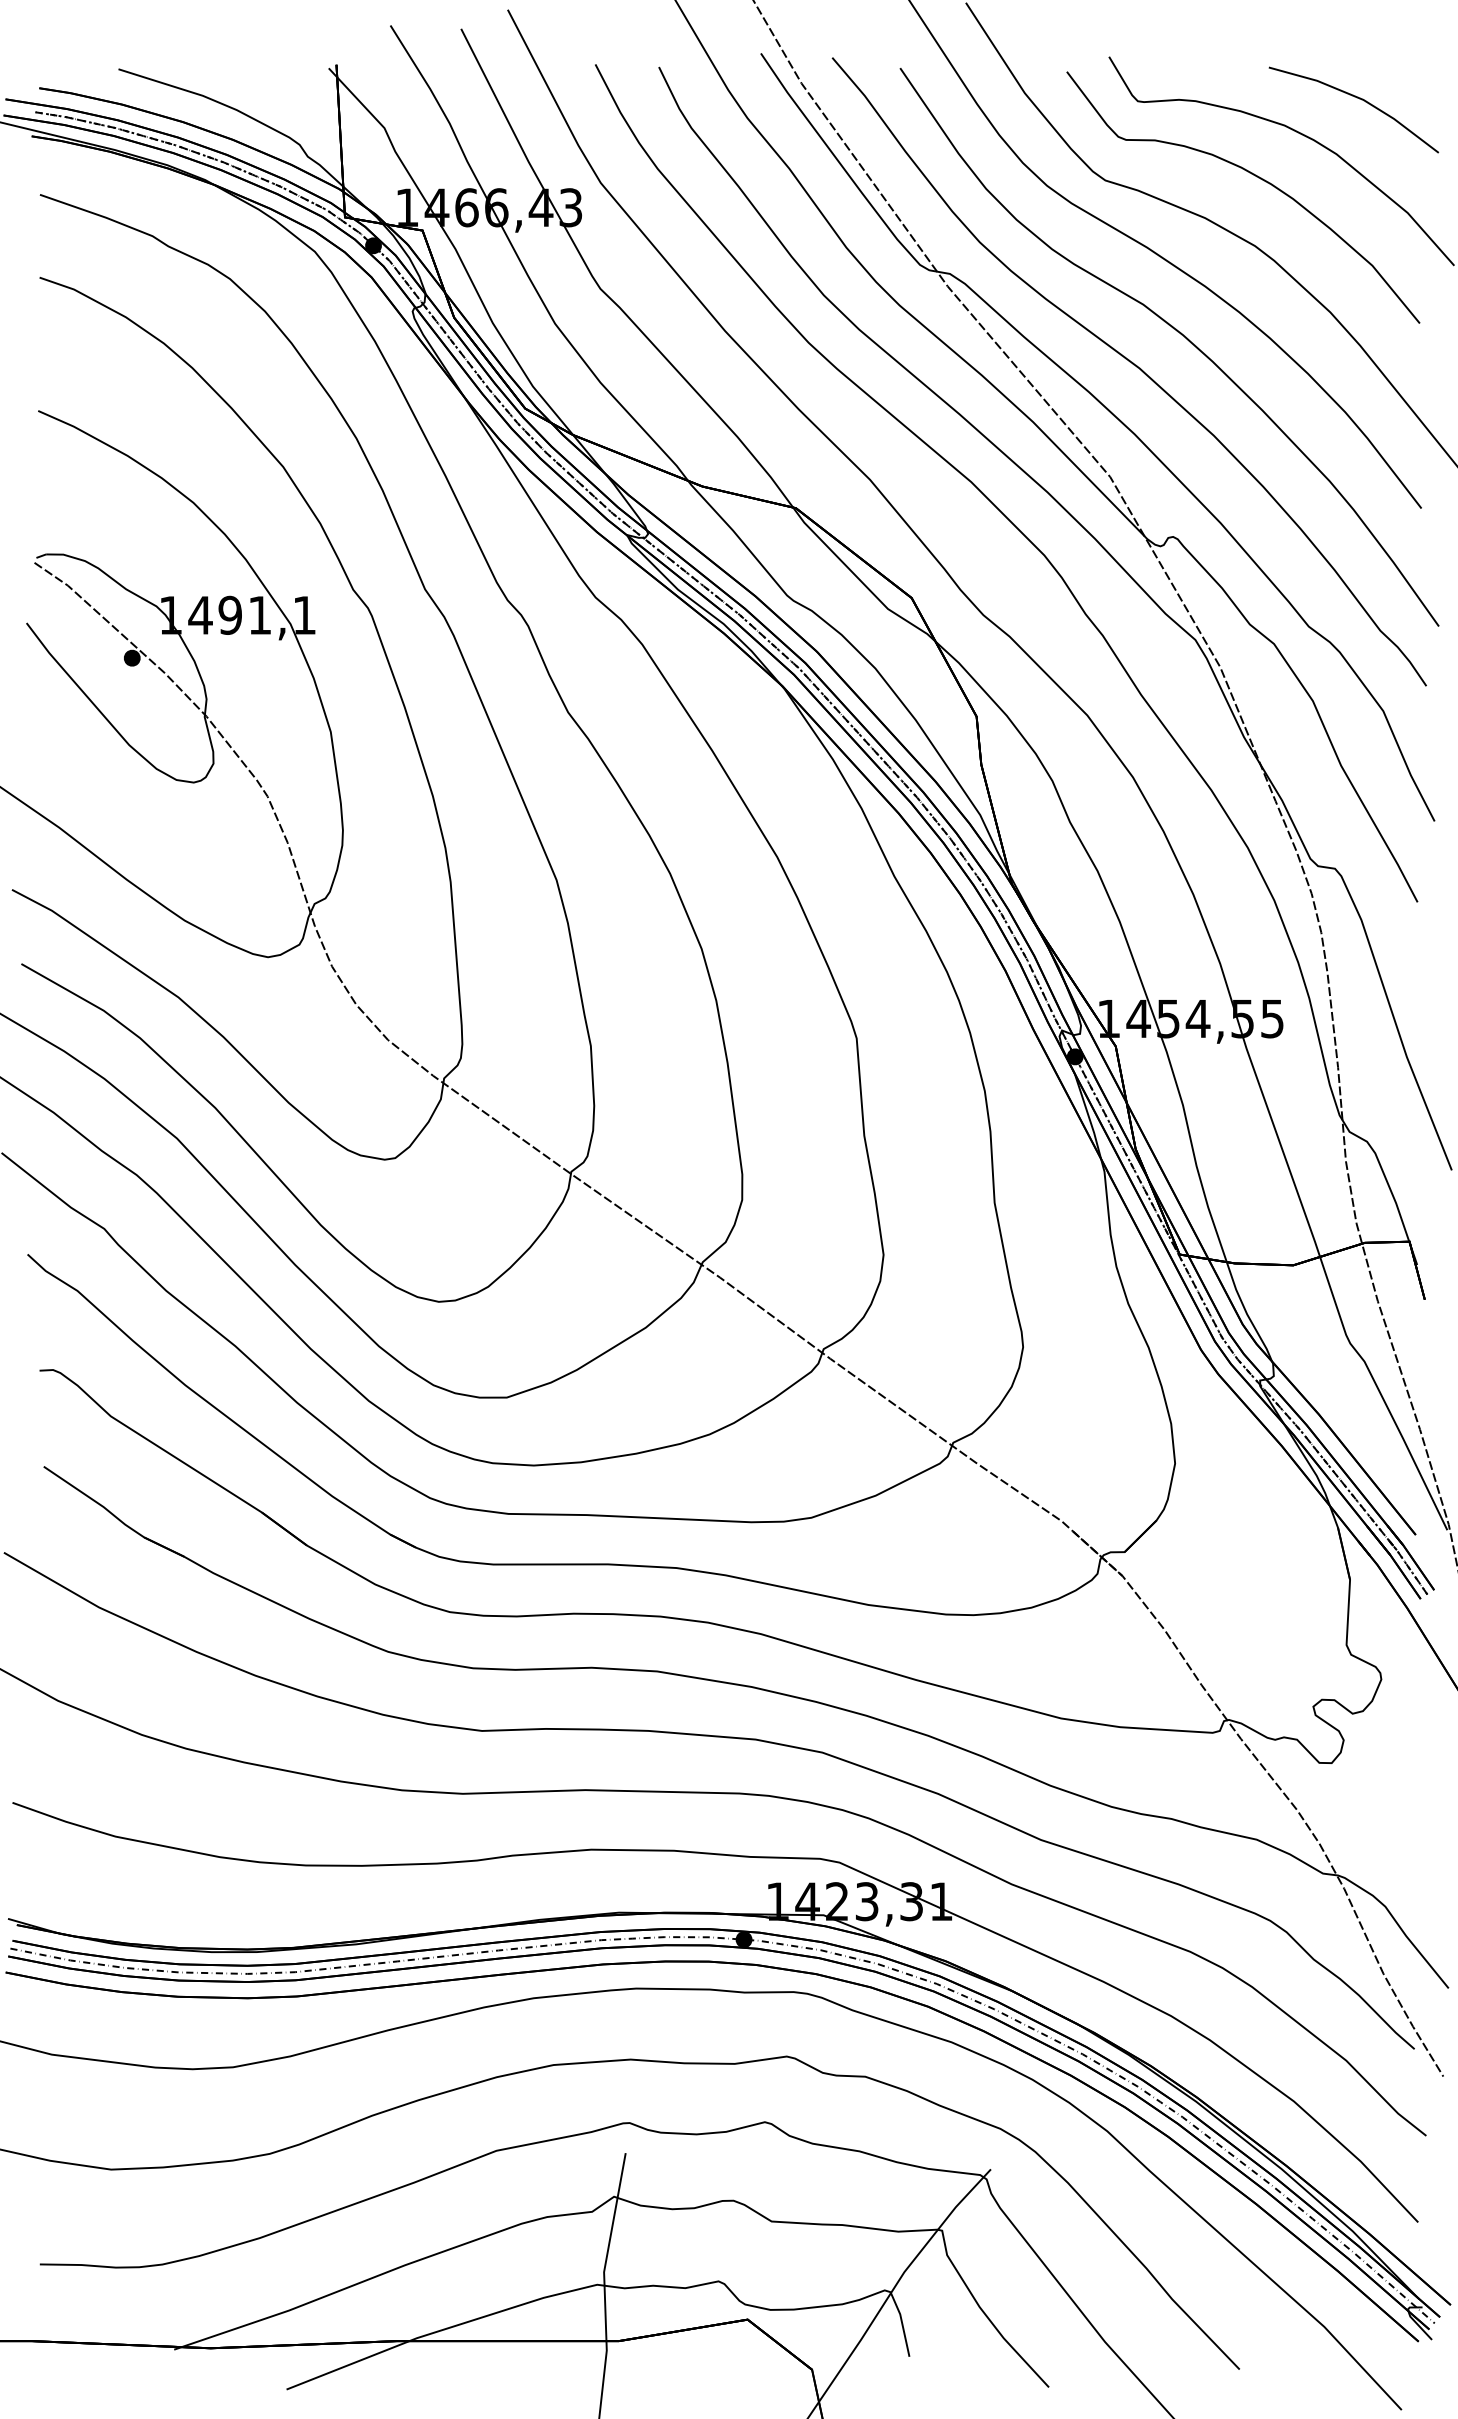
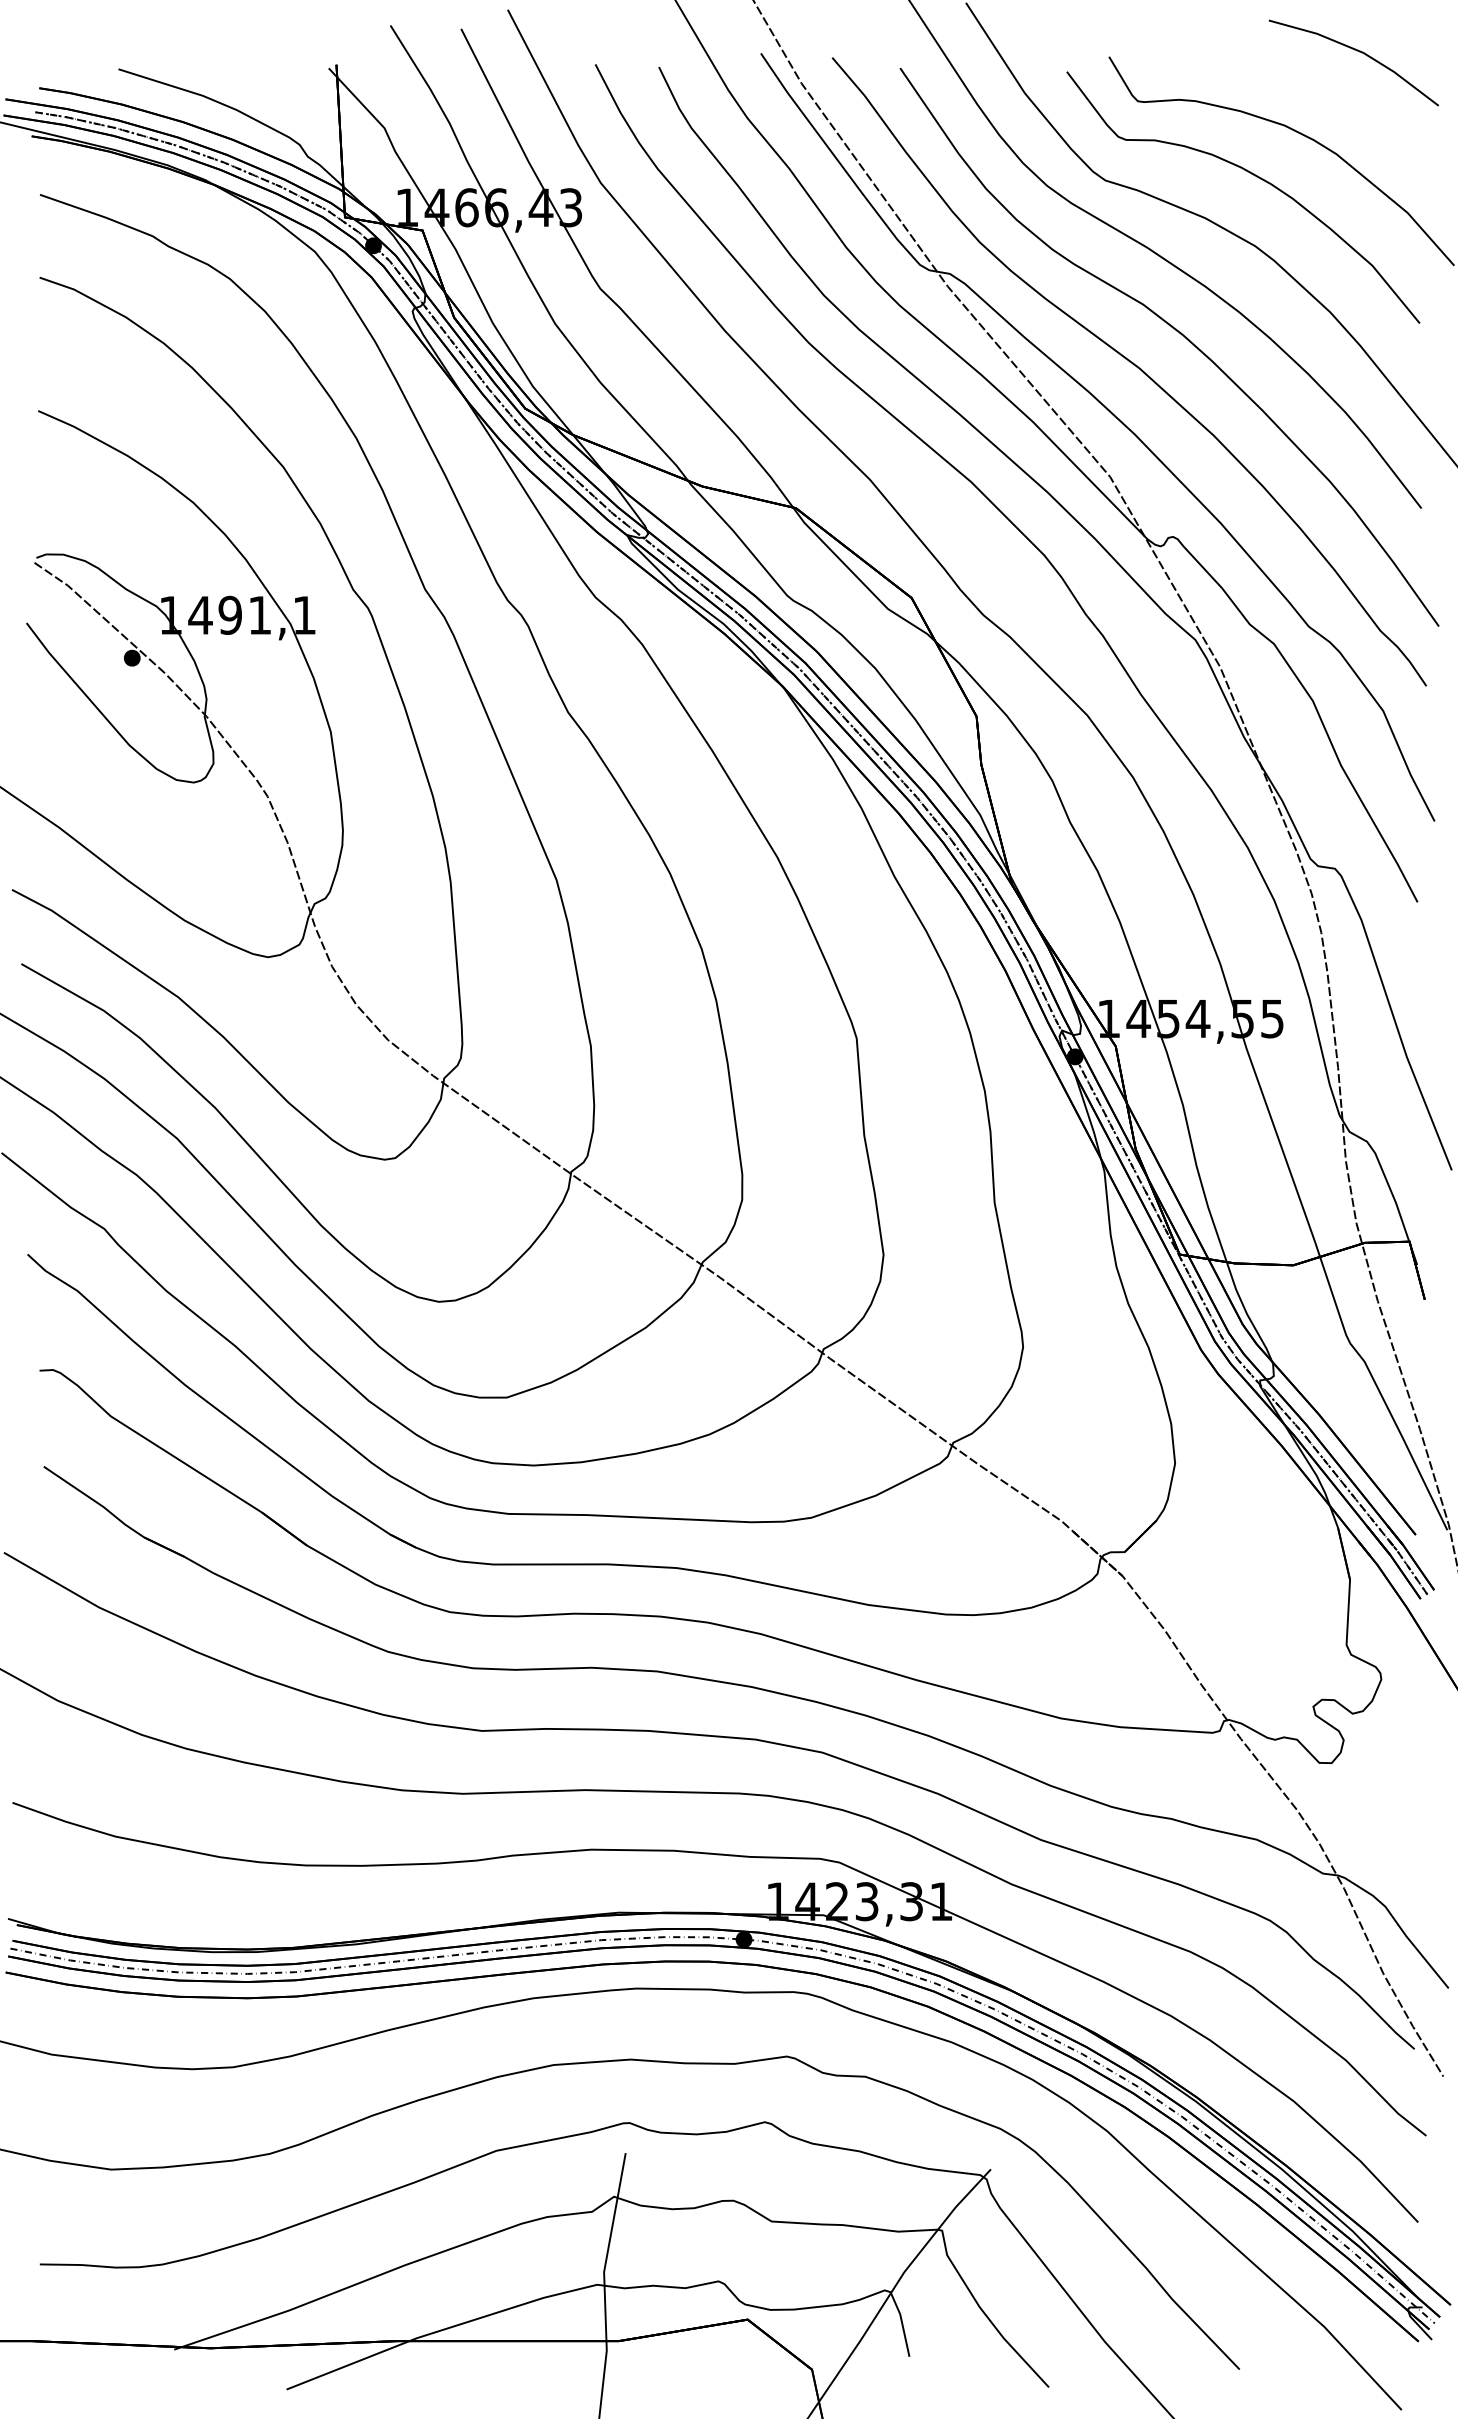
line position: (1359, 99) -> (1359, 52) (1359, 52)
